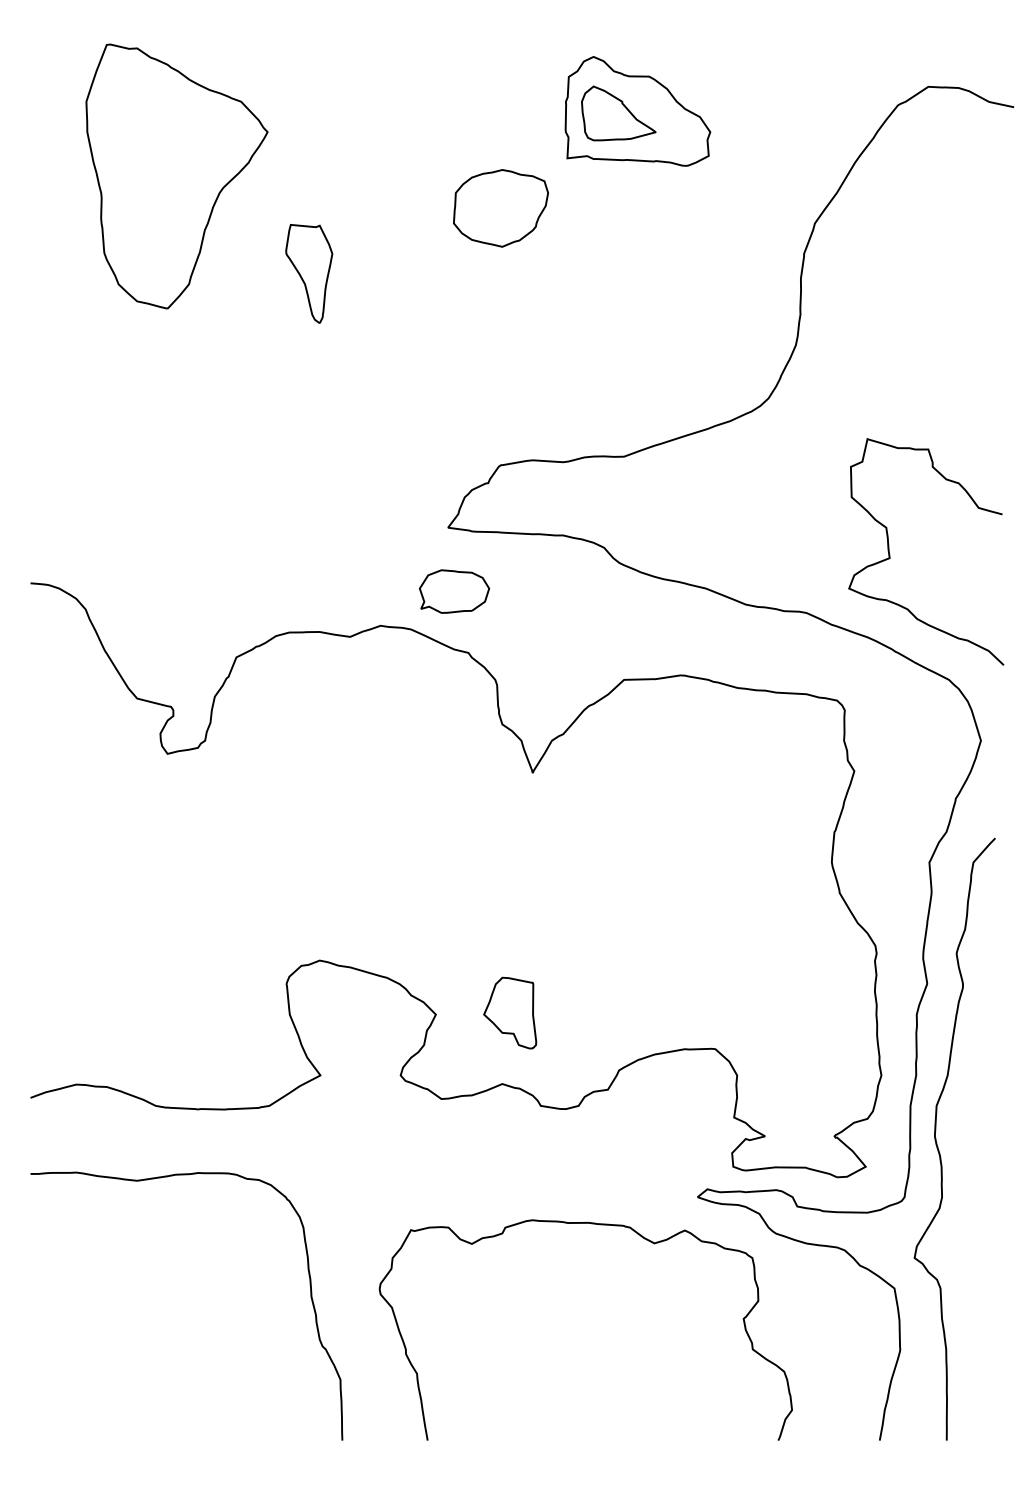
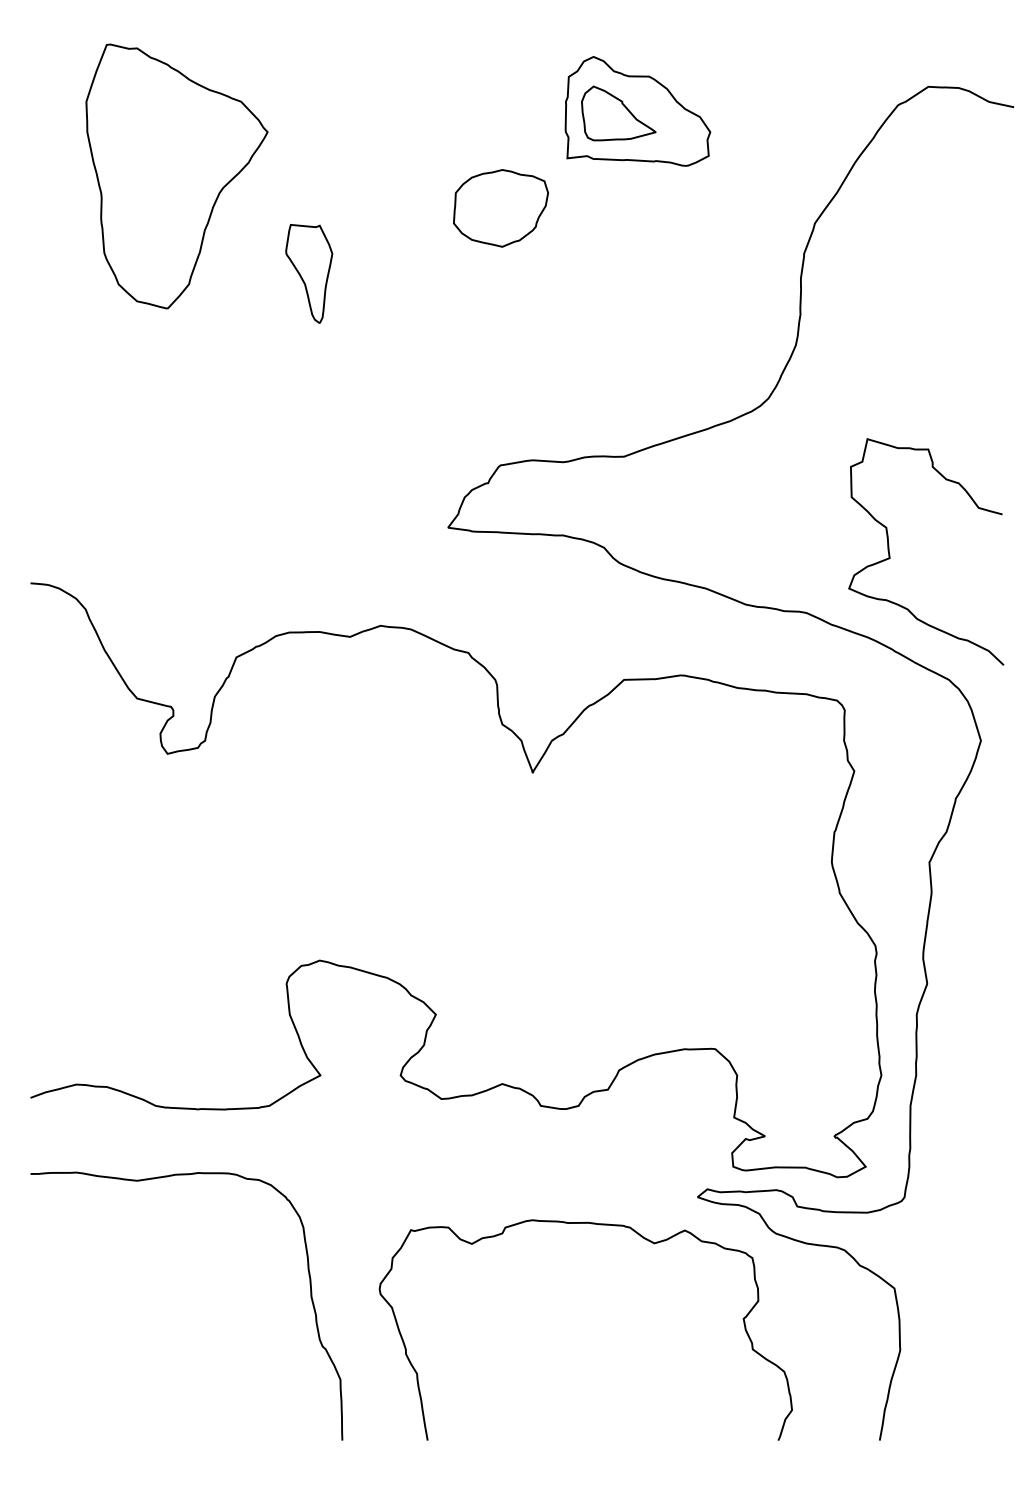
part: present -> none (454, 591)
part: present -> none (510, 1012)
curve: present -> none (937, 1143)
